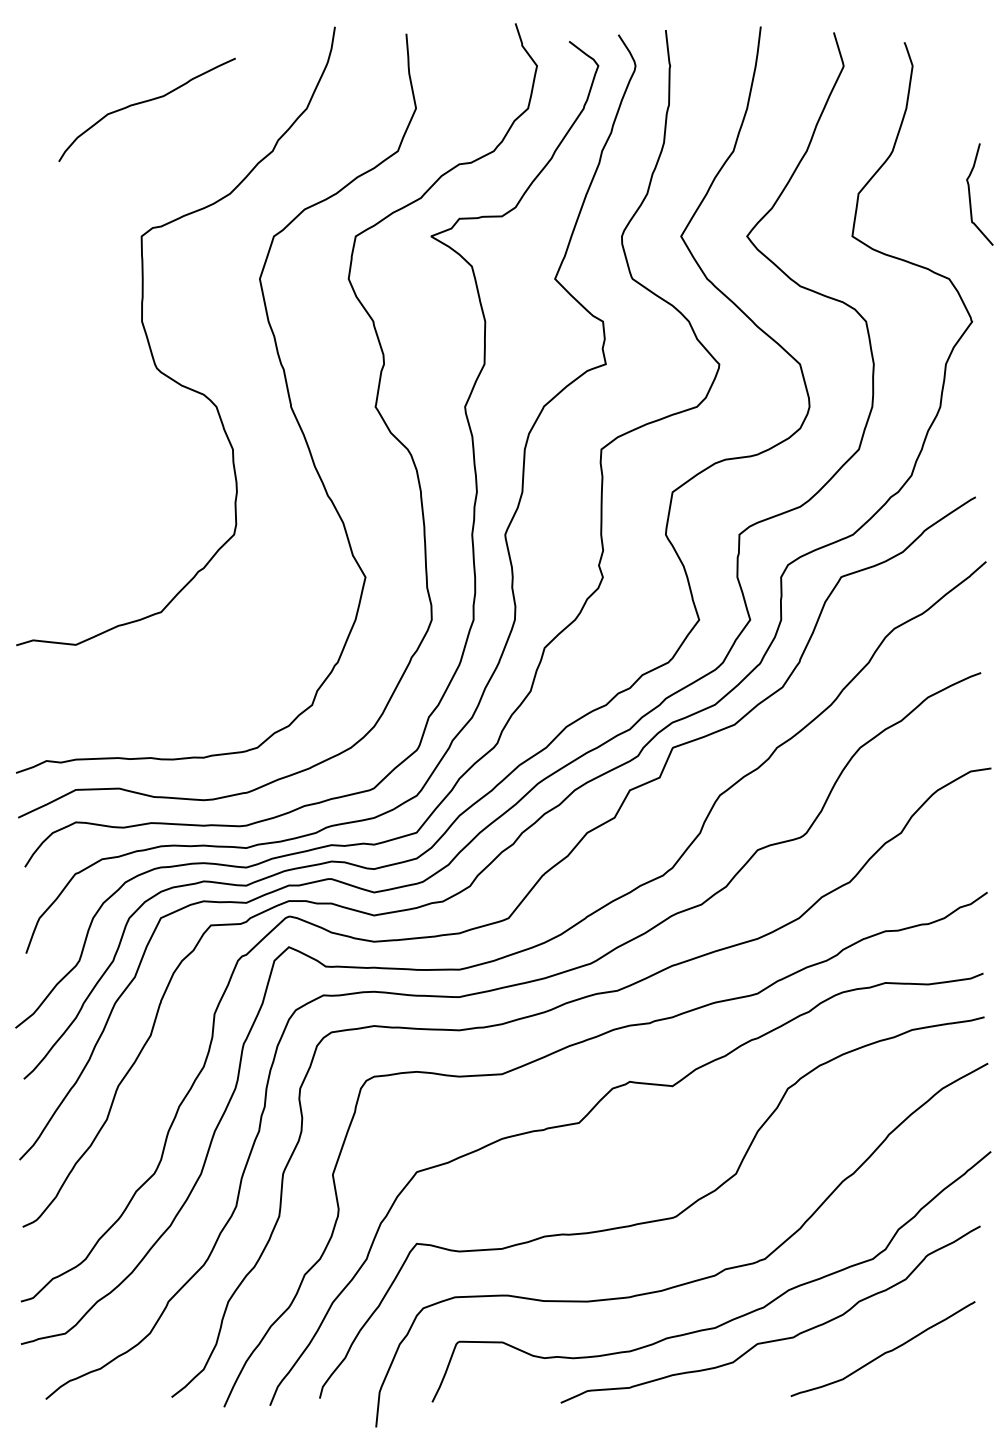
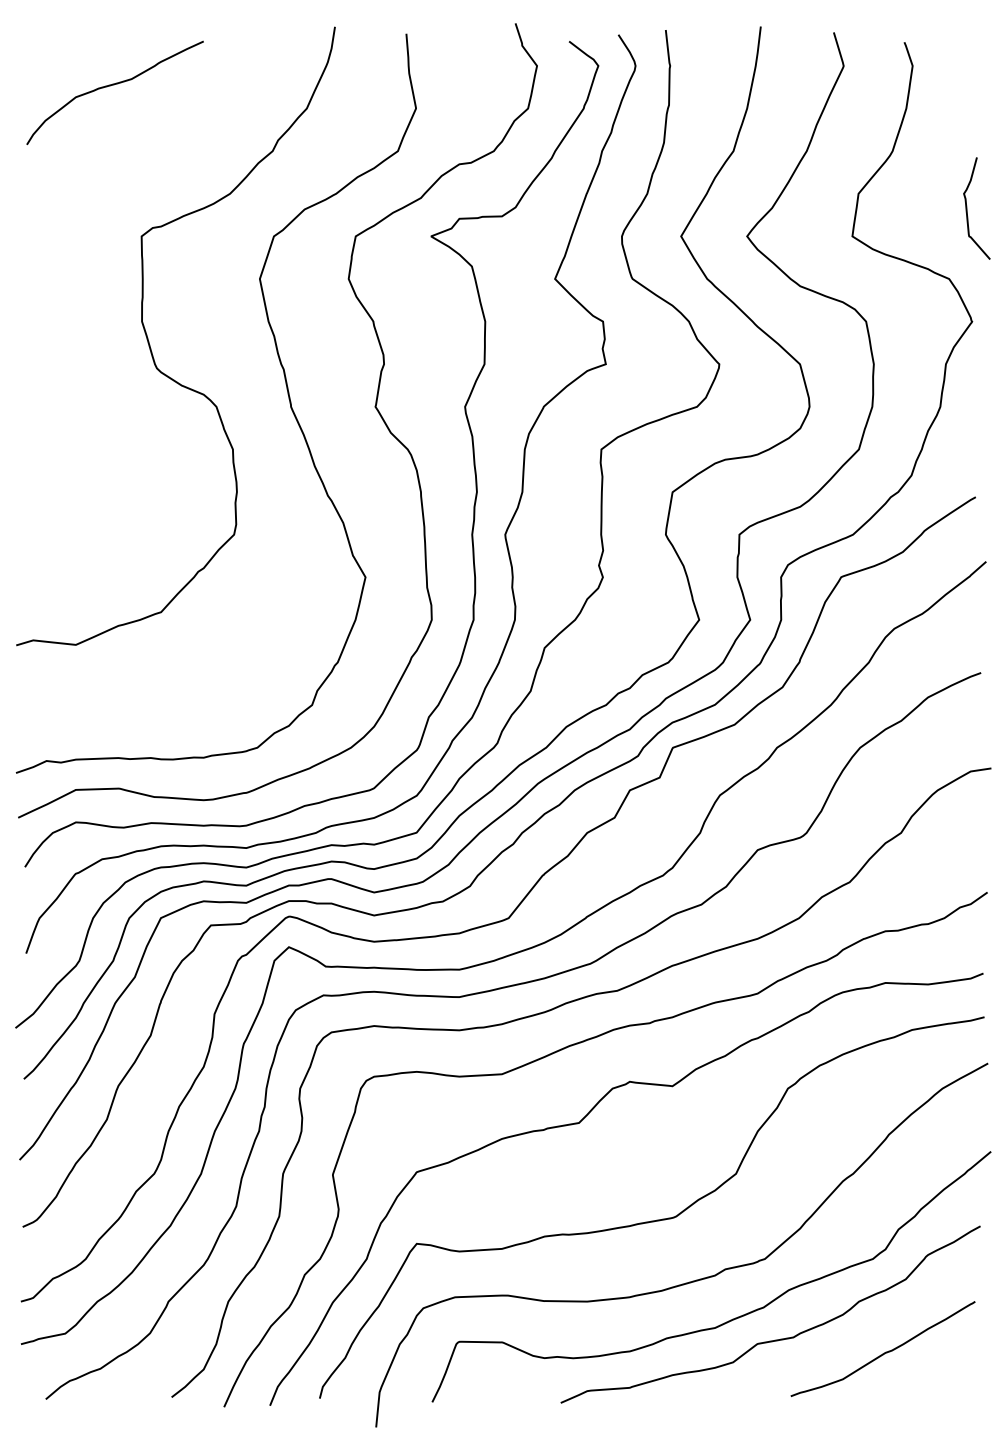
curve position: (146, 102) -> (114, 85) (114, 85)
curve position: (970, 194) -> (967, 208) (967, 208)
